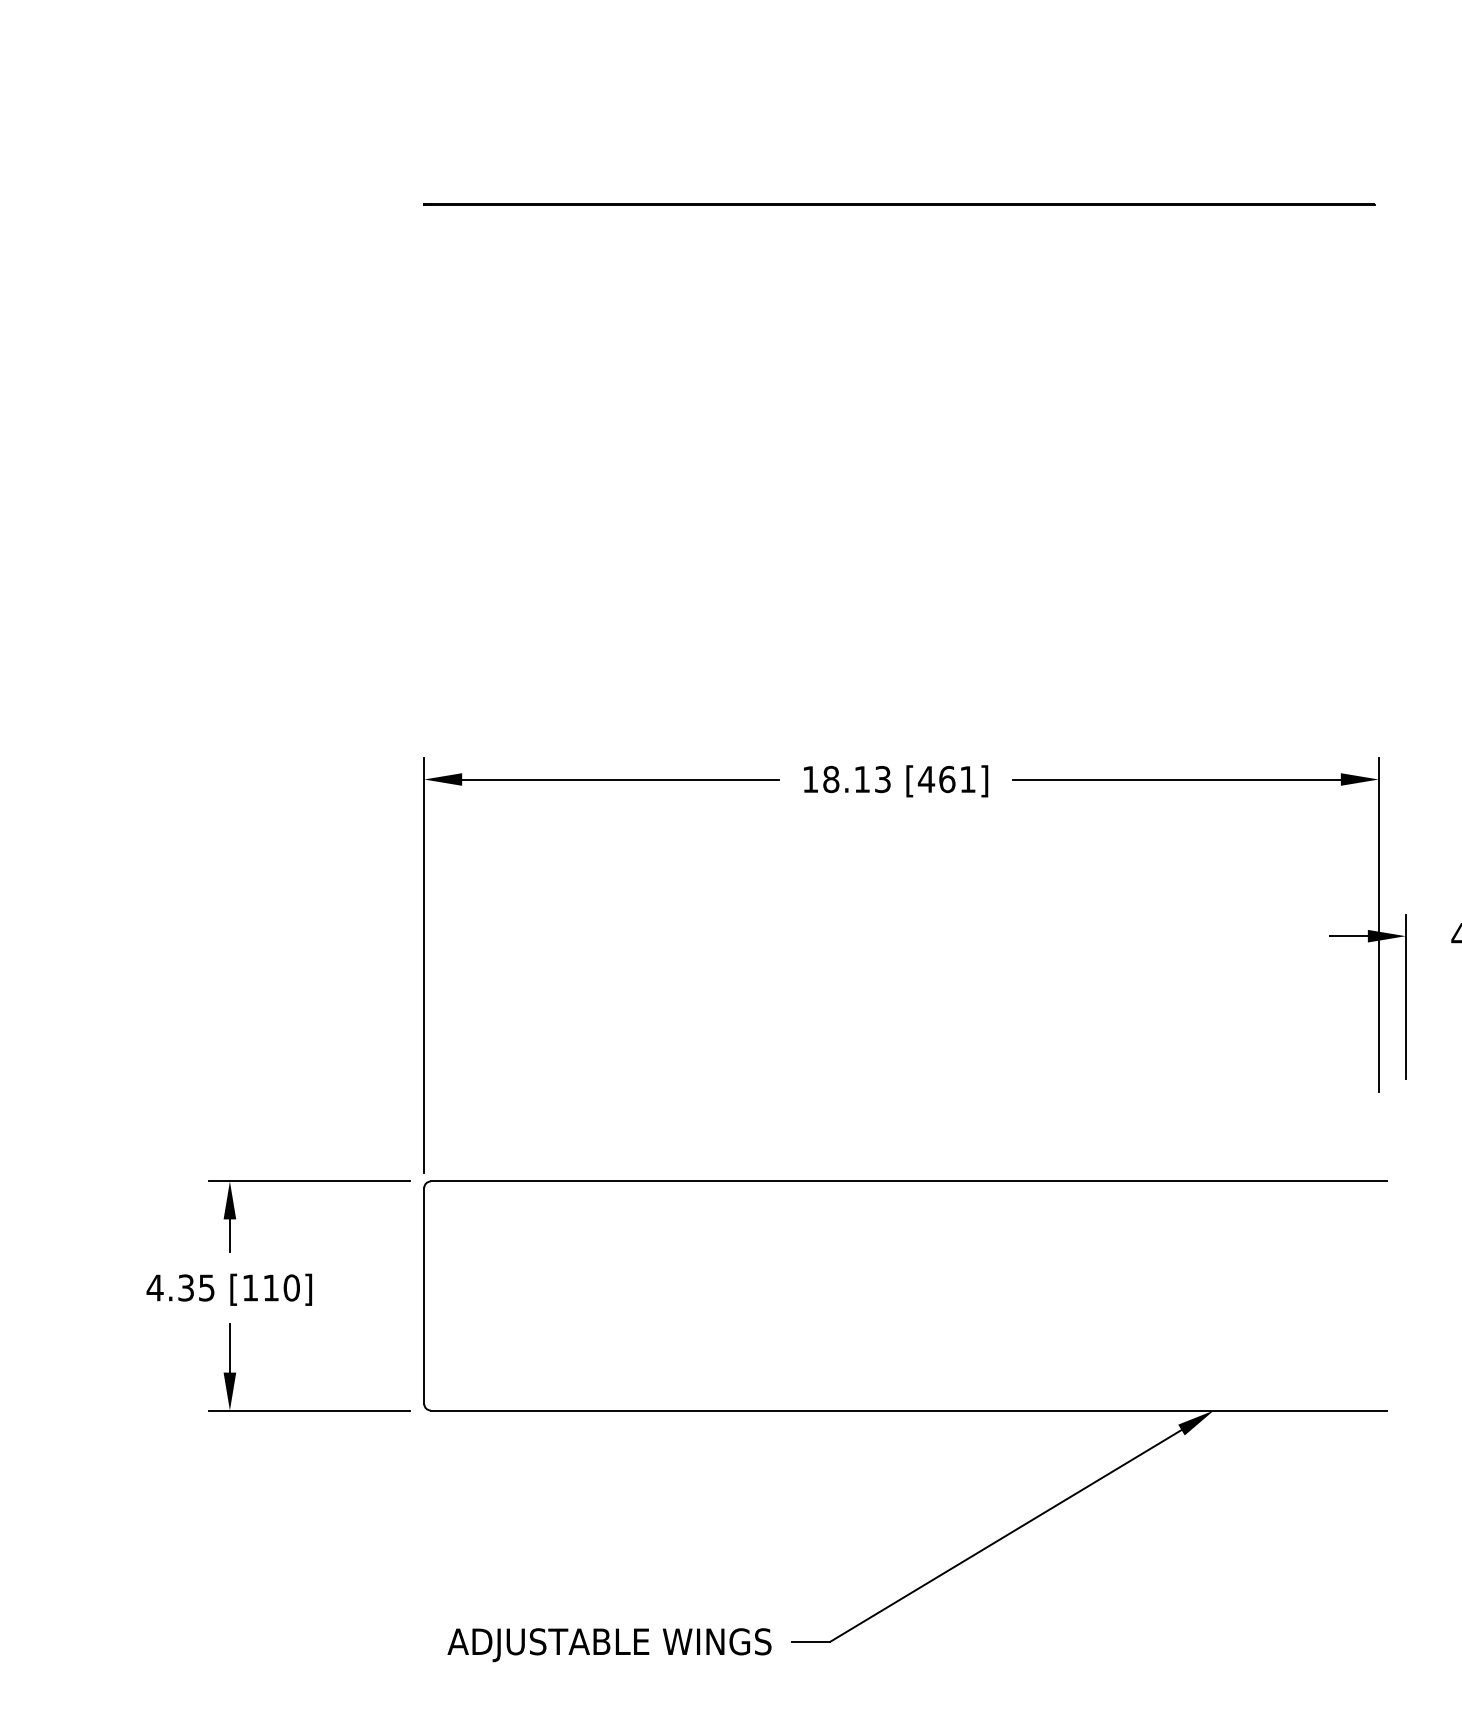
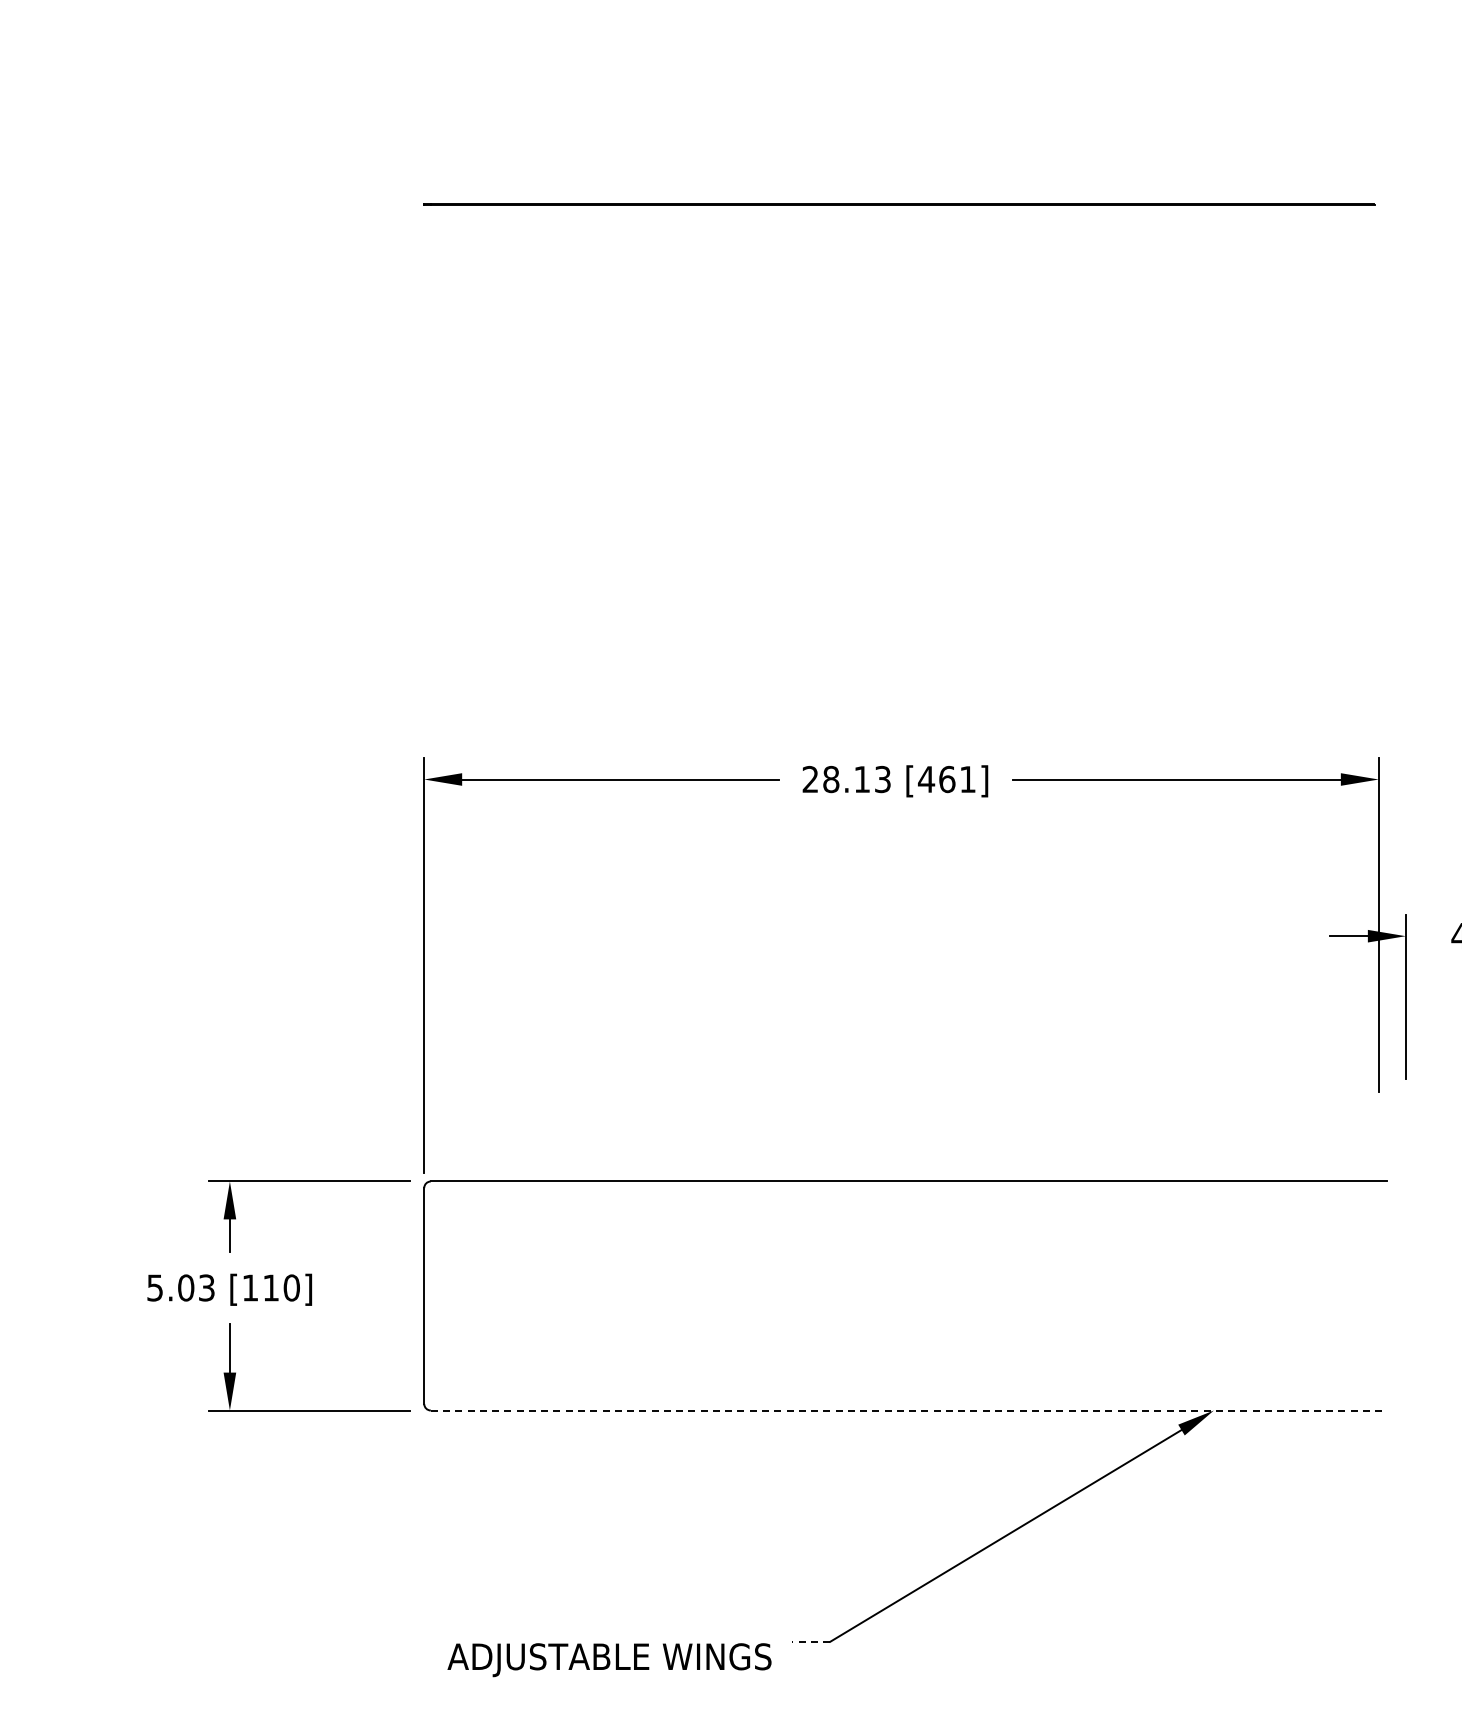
text: 18.13 -> 28.13 (809, 778)
text: 4.35 -> 5.03 (180, 1287)
line: solid -> dashed (908, 1410)
line: solid -> dashed (811, 1641)
text position: (609, 1645) -> (609, 1660) (609, 1660)
